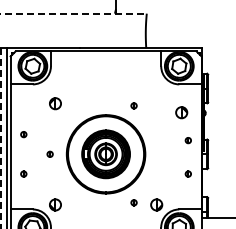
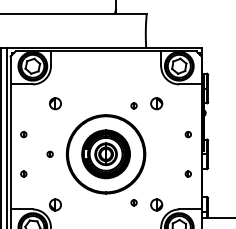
line: dashed -> solid (73, 13)
part position: (181, 112) -> (156, 103) (156, 103)
line: dashed -> solid (0, 138)
part position: (187, 140) -> (187, 134) (187, 134)
